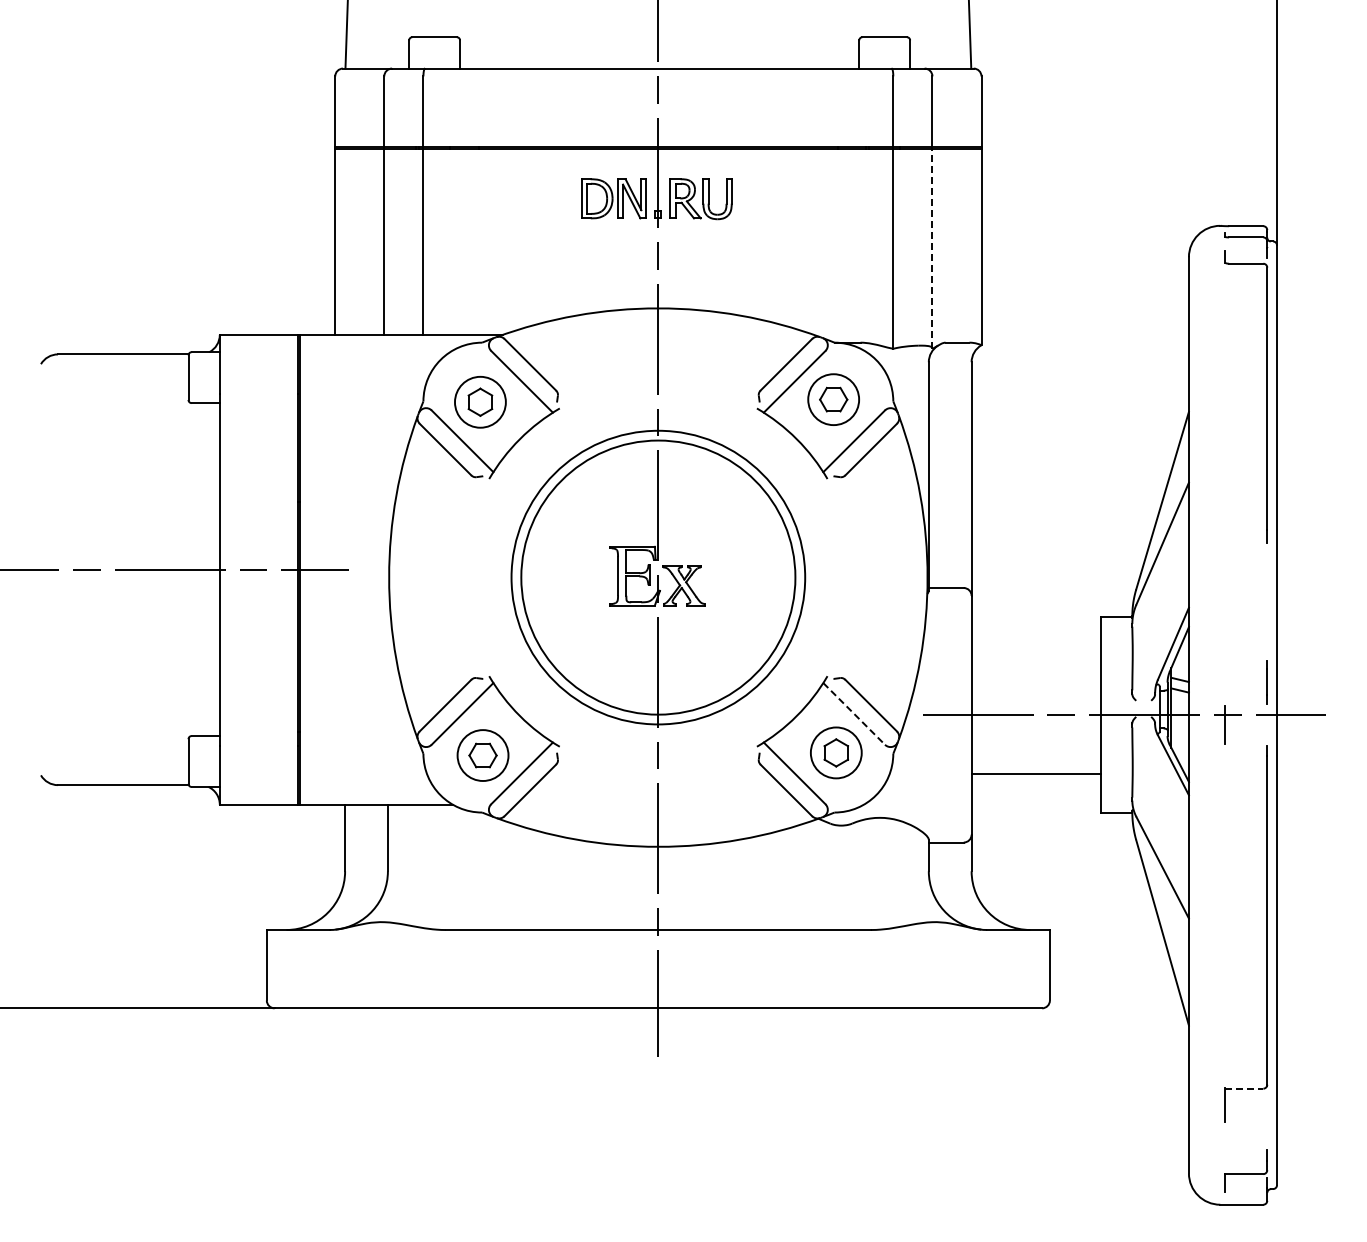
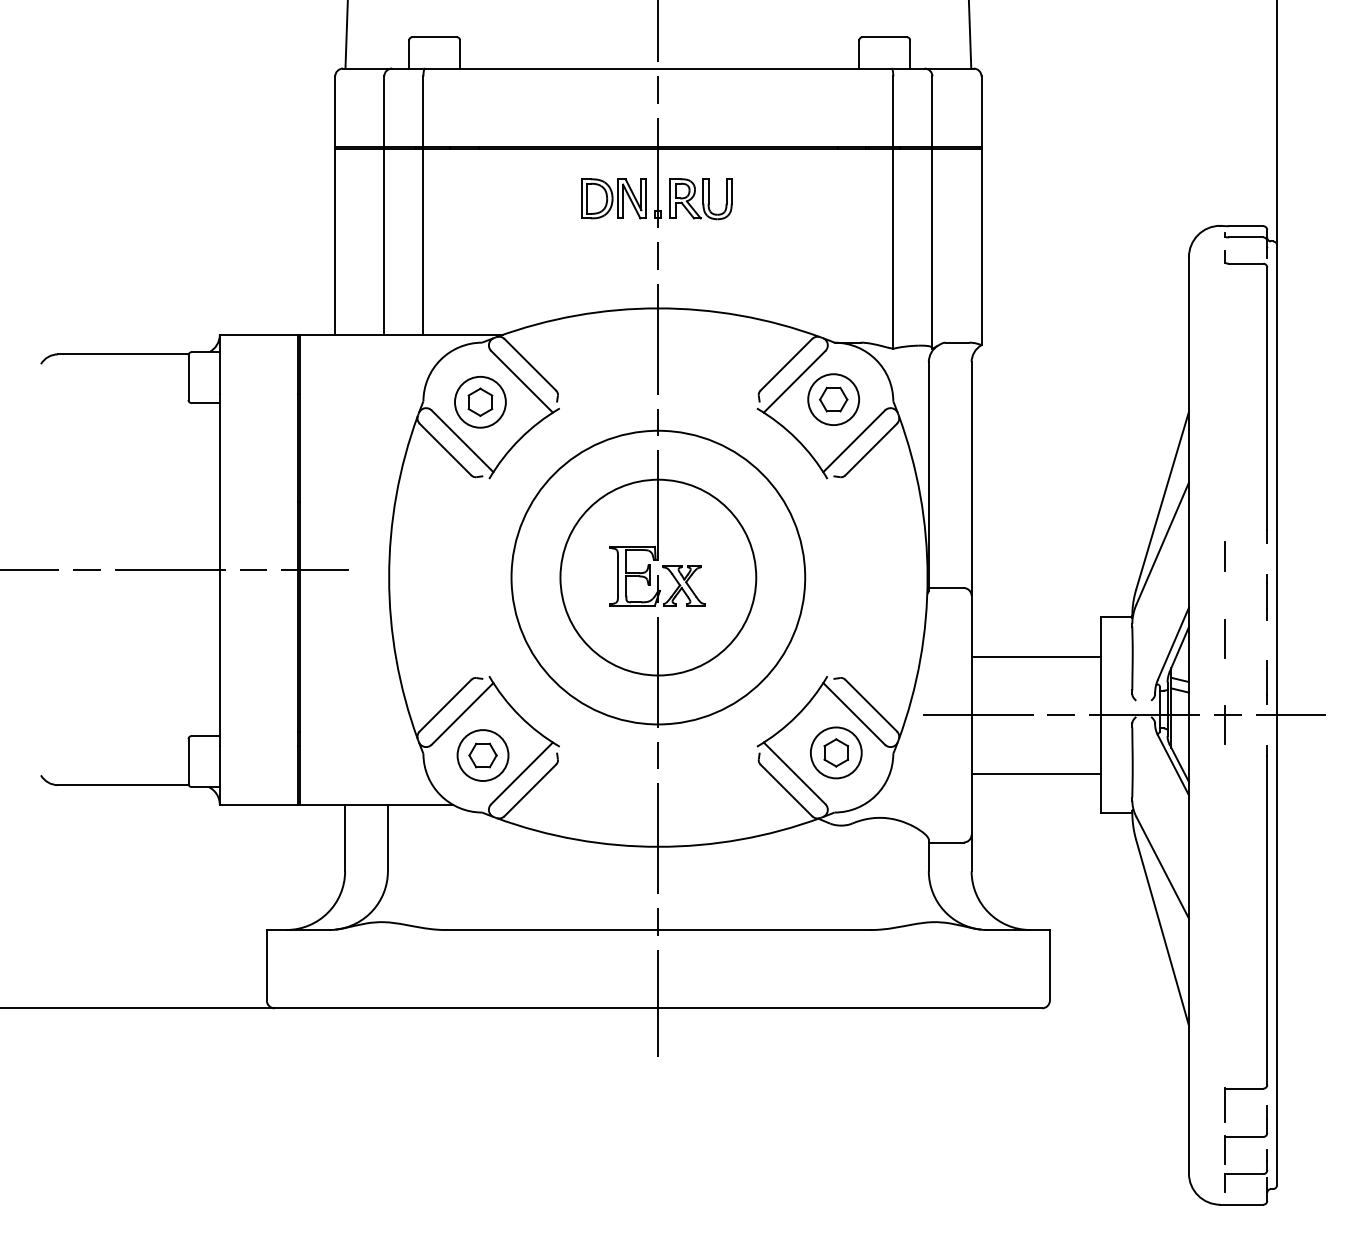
line: dashed -> solid (932, 248)
line: none -> present (1225, 556)
circle diameter: 274 px -> 196 px (658, 577)
line: none -> present (1266, 597)
line: none -> present (1225, 638)
line: none -> present (1036, 656)
line: dashed -> solid (854, 713)
line: dashed -> solid (1244, 1088)
part: none -> present (1246, 1134)
